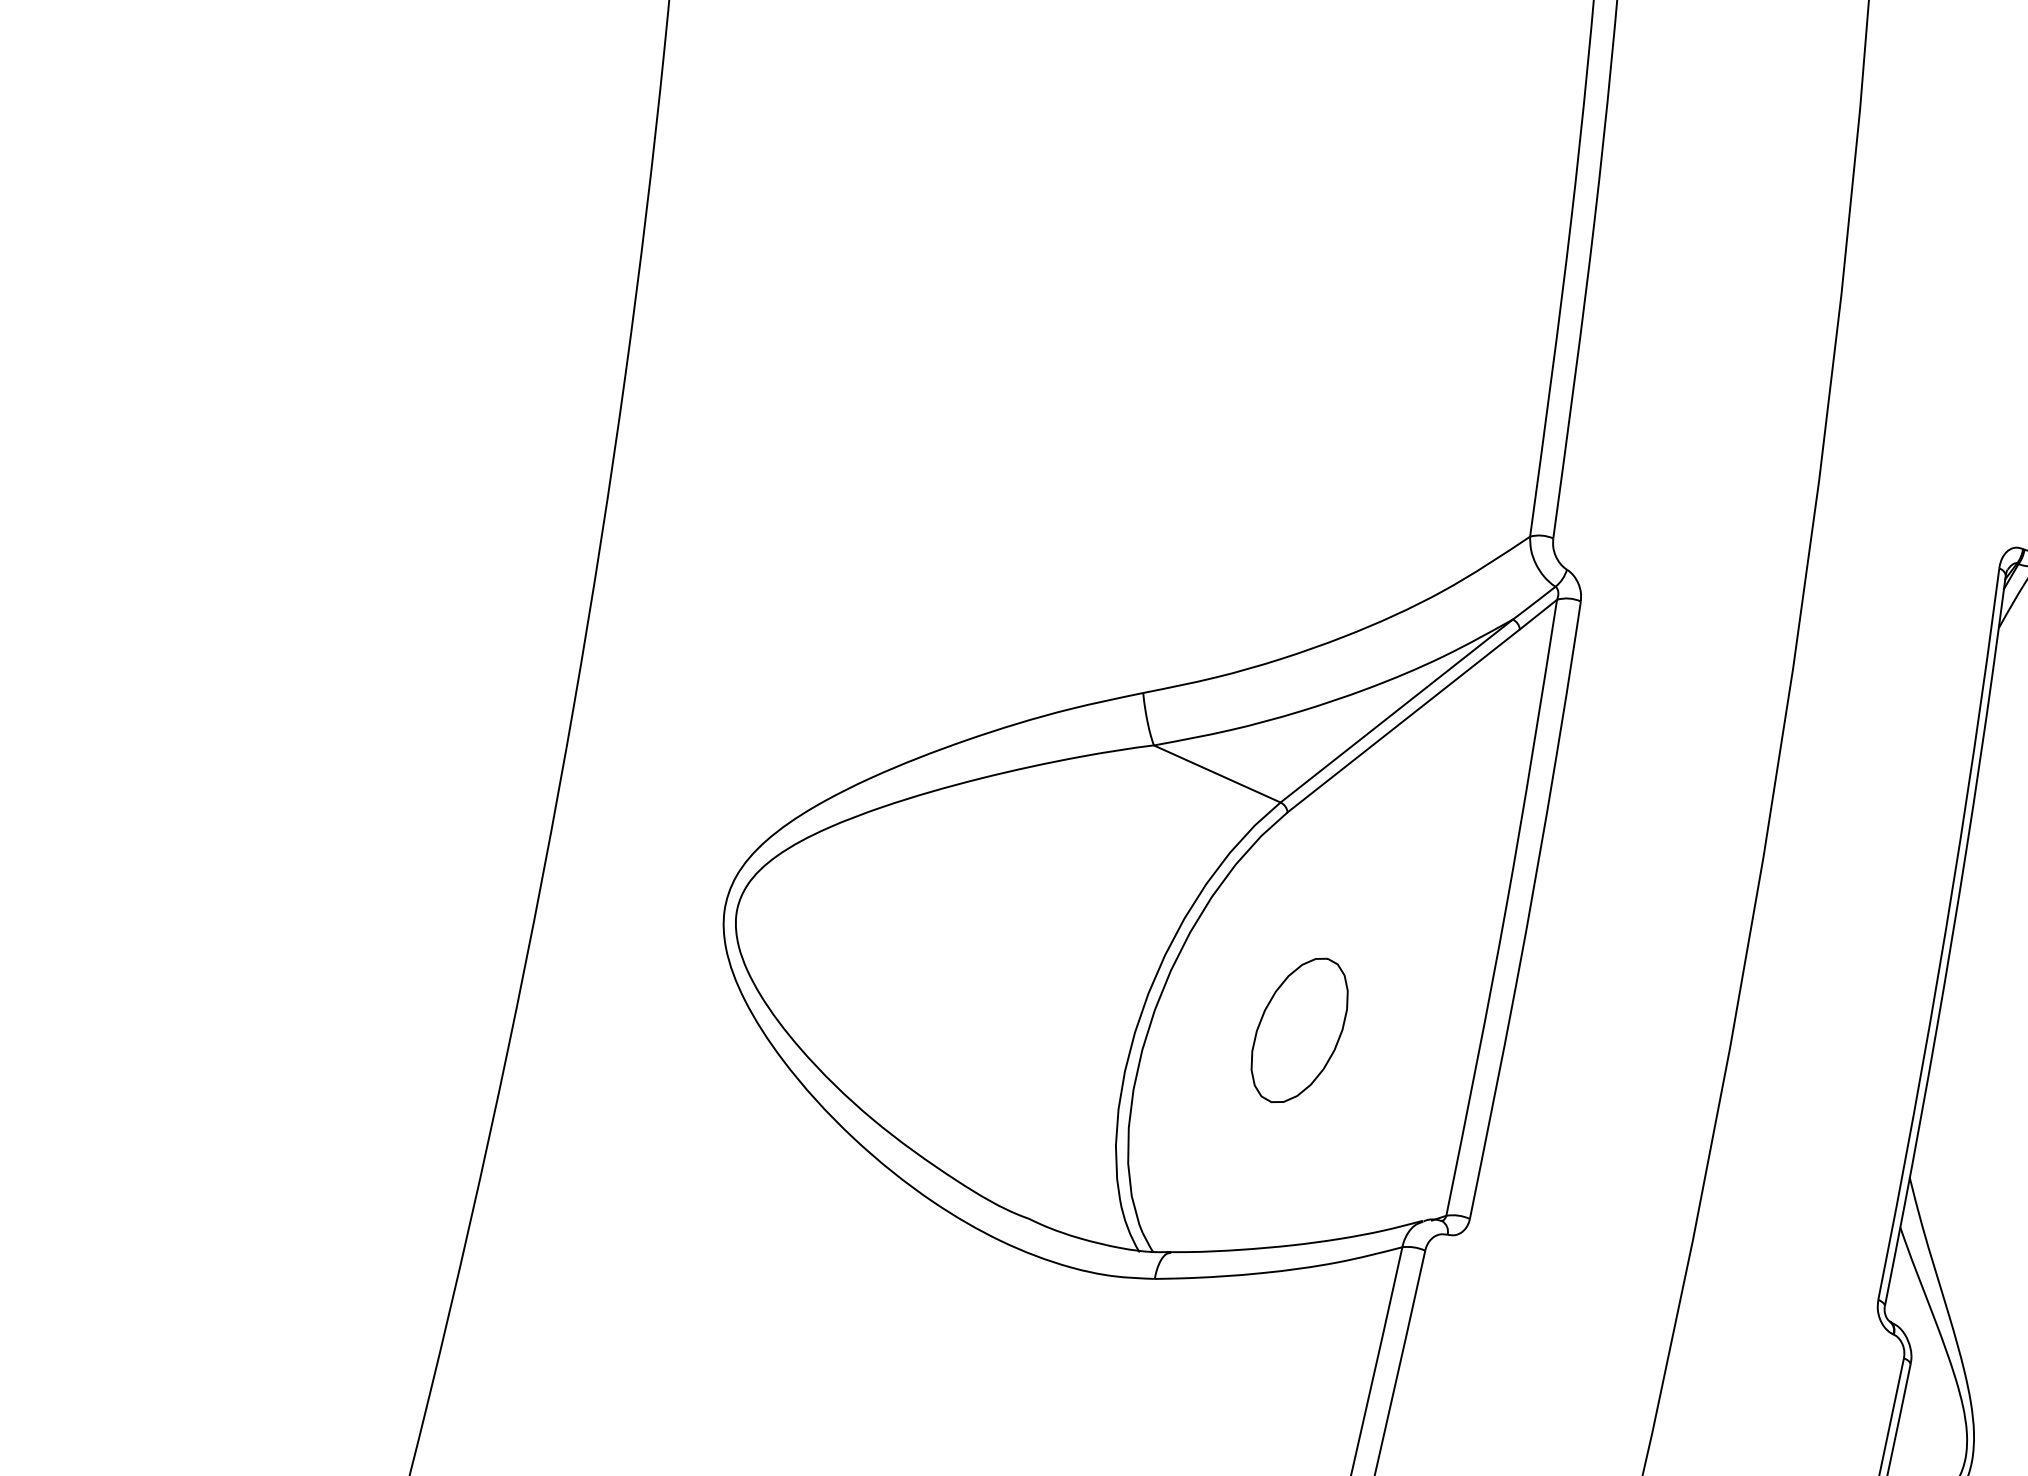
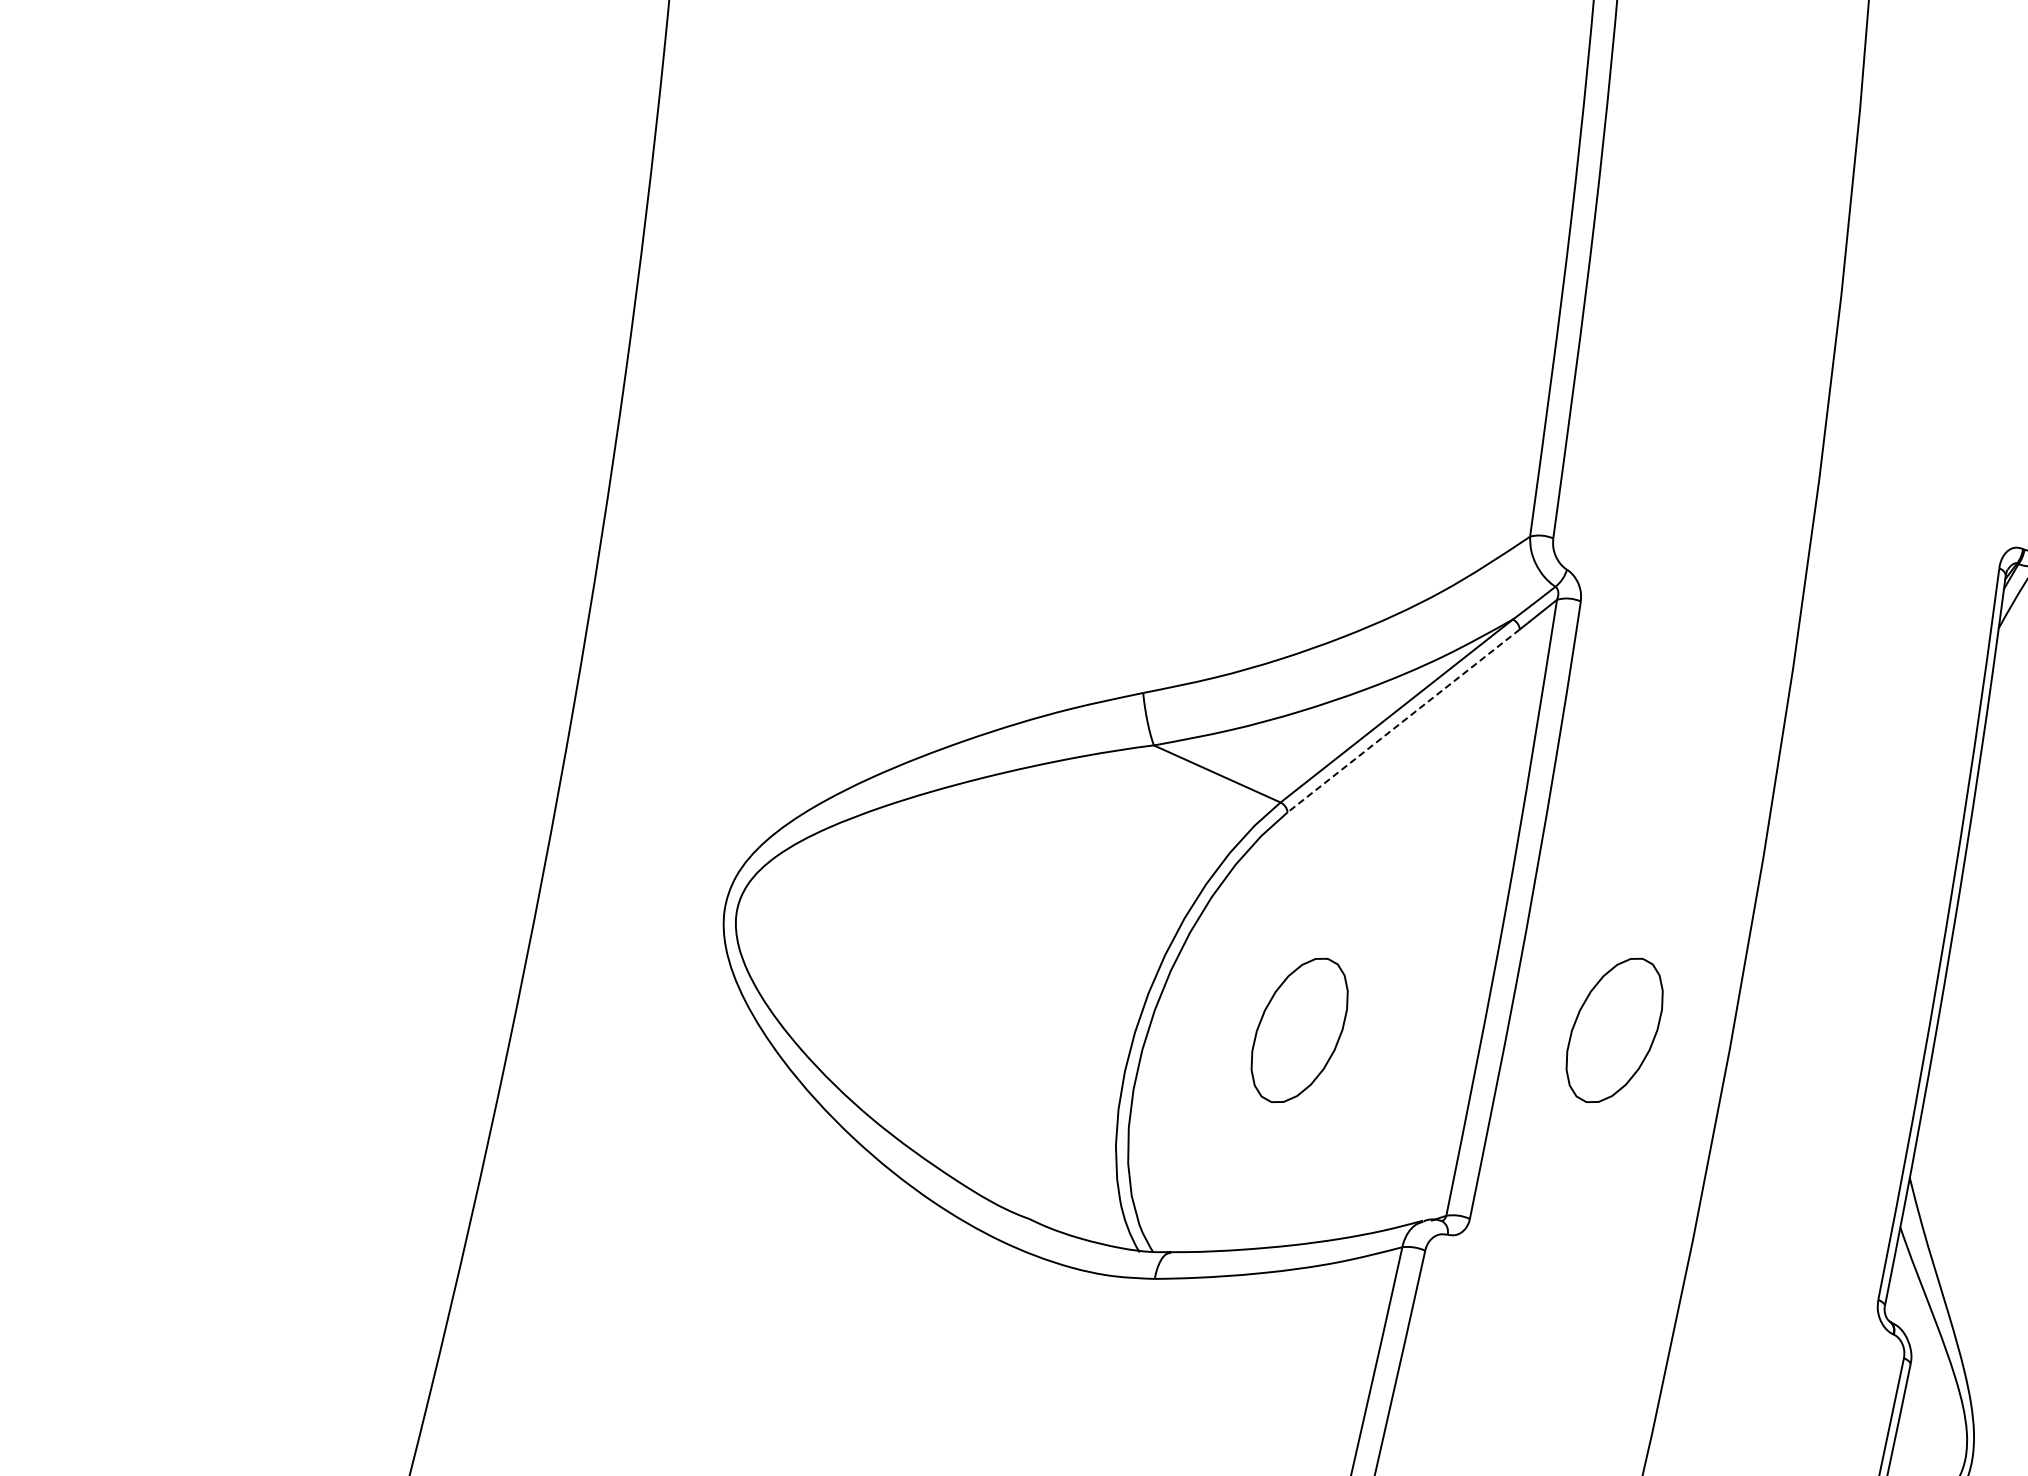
line: solid -> dashed (1403, 720)
part: none -> present (1614, 1029)
